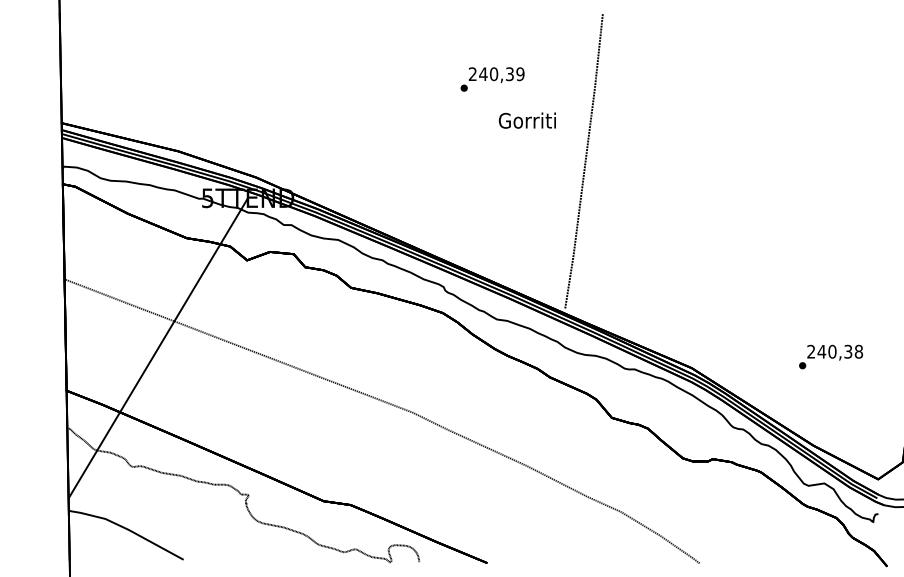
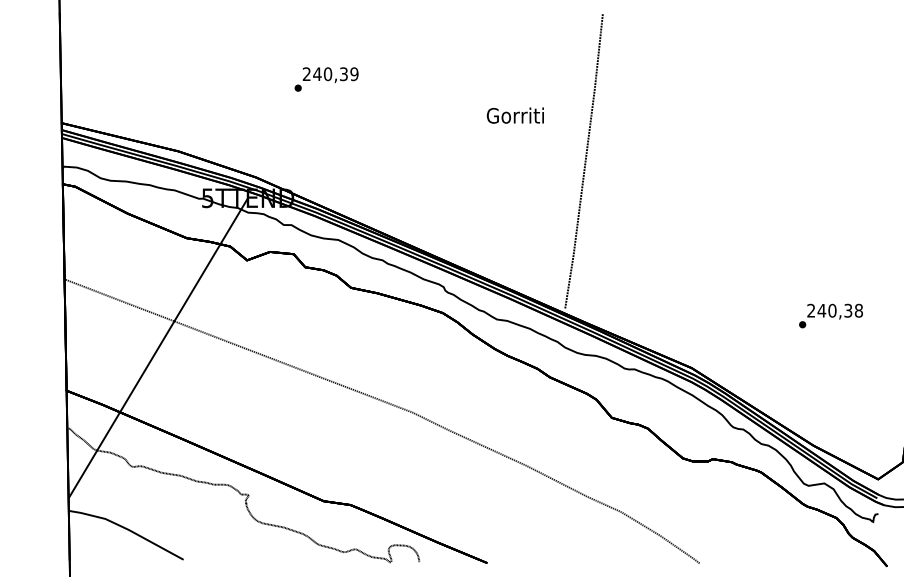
text position: (492, 79) -> (326, 79) (326, 79)
text position: (526, 120) -> (514, 115) (514, 115)
text position: (830, 356) -> (830, 315) (830, 315)
